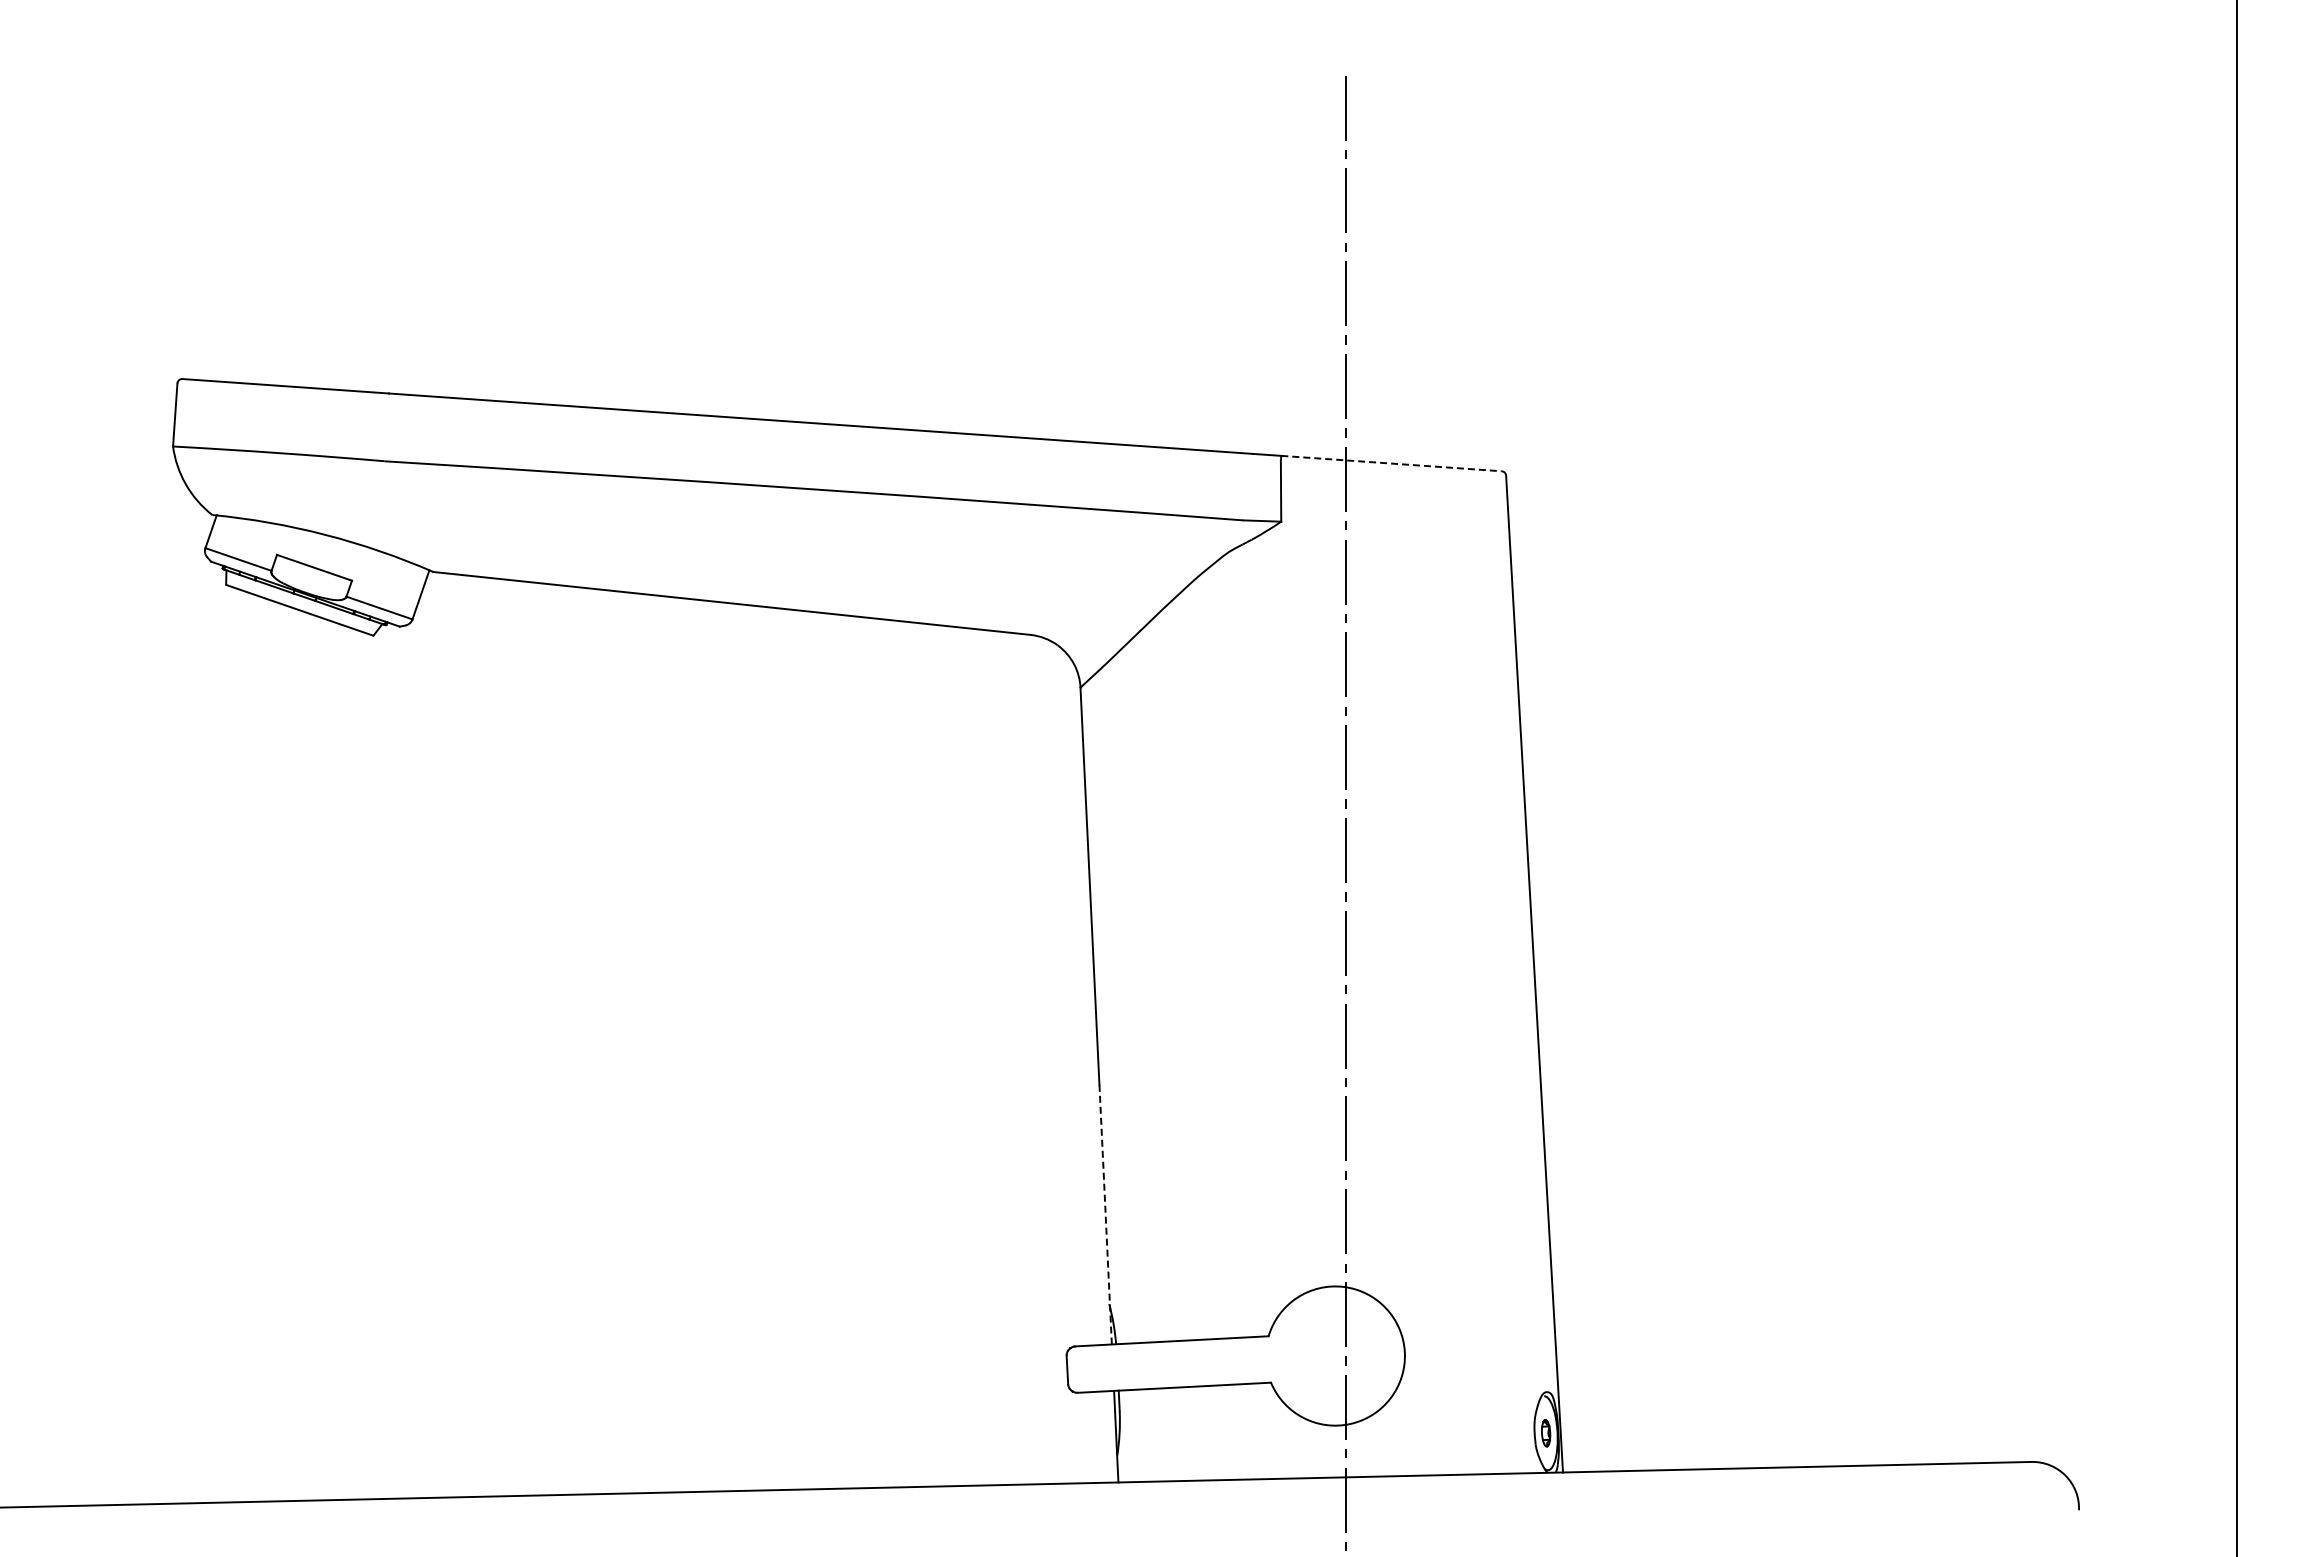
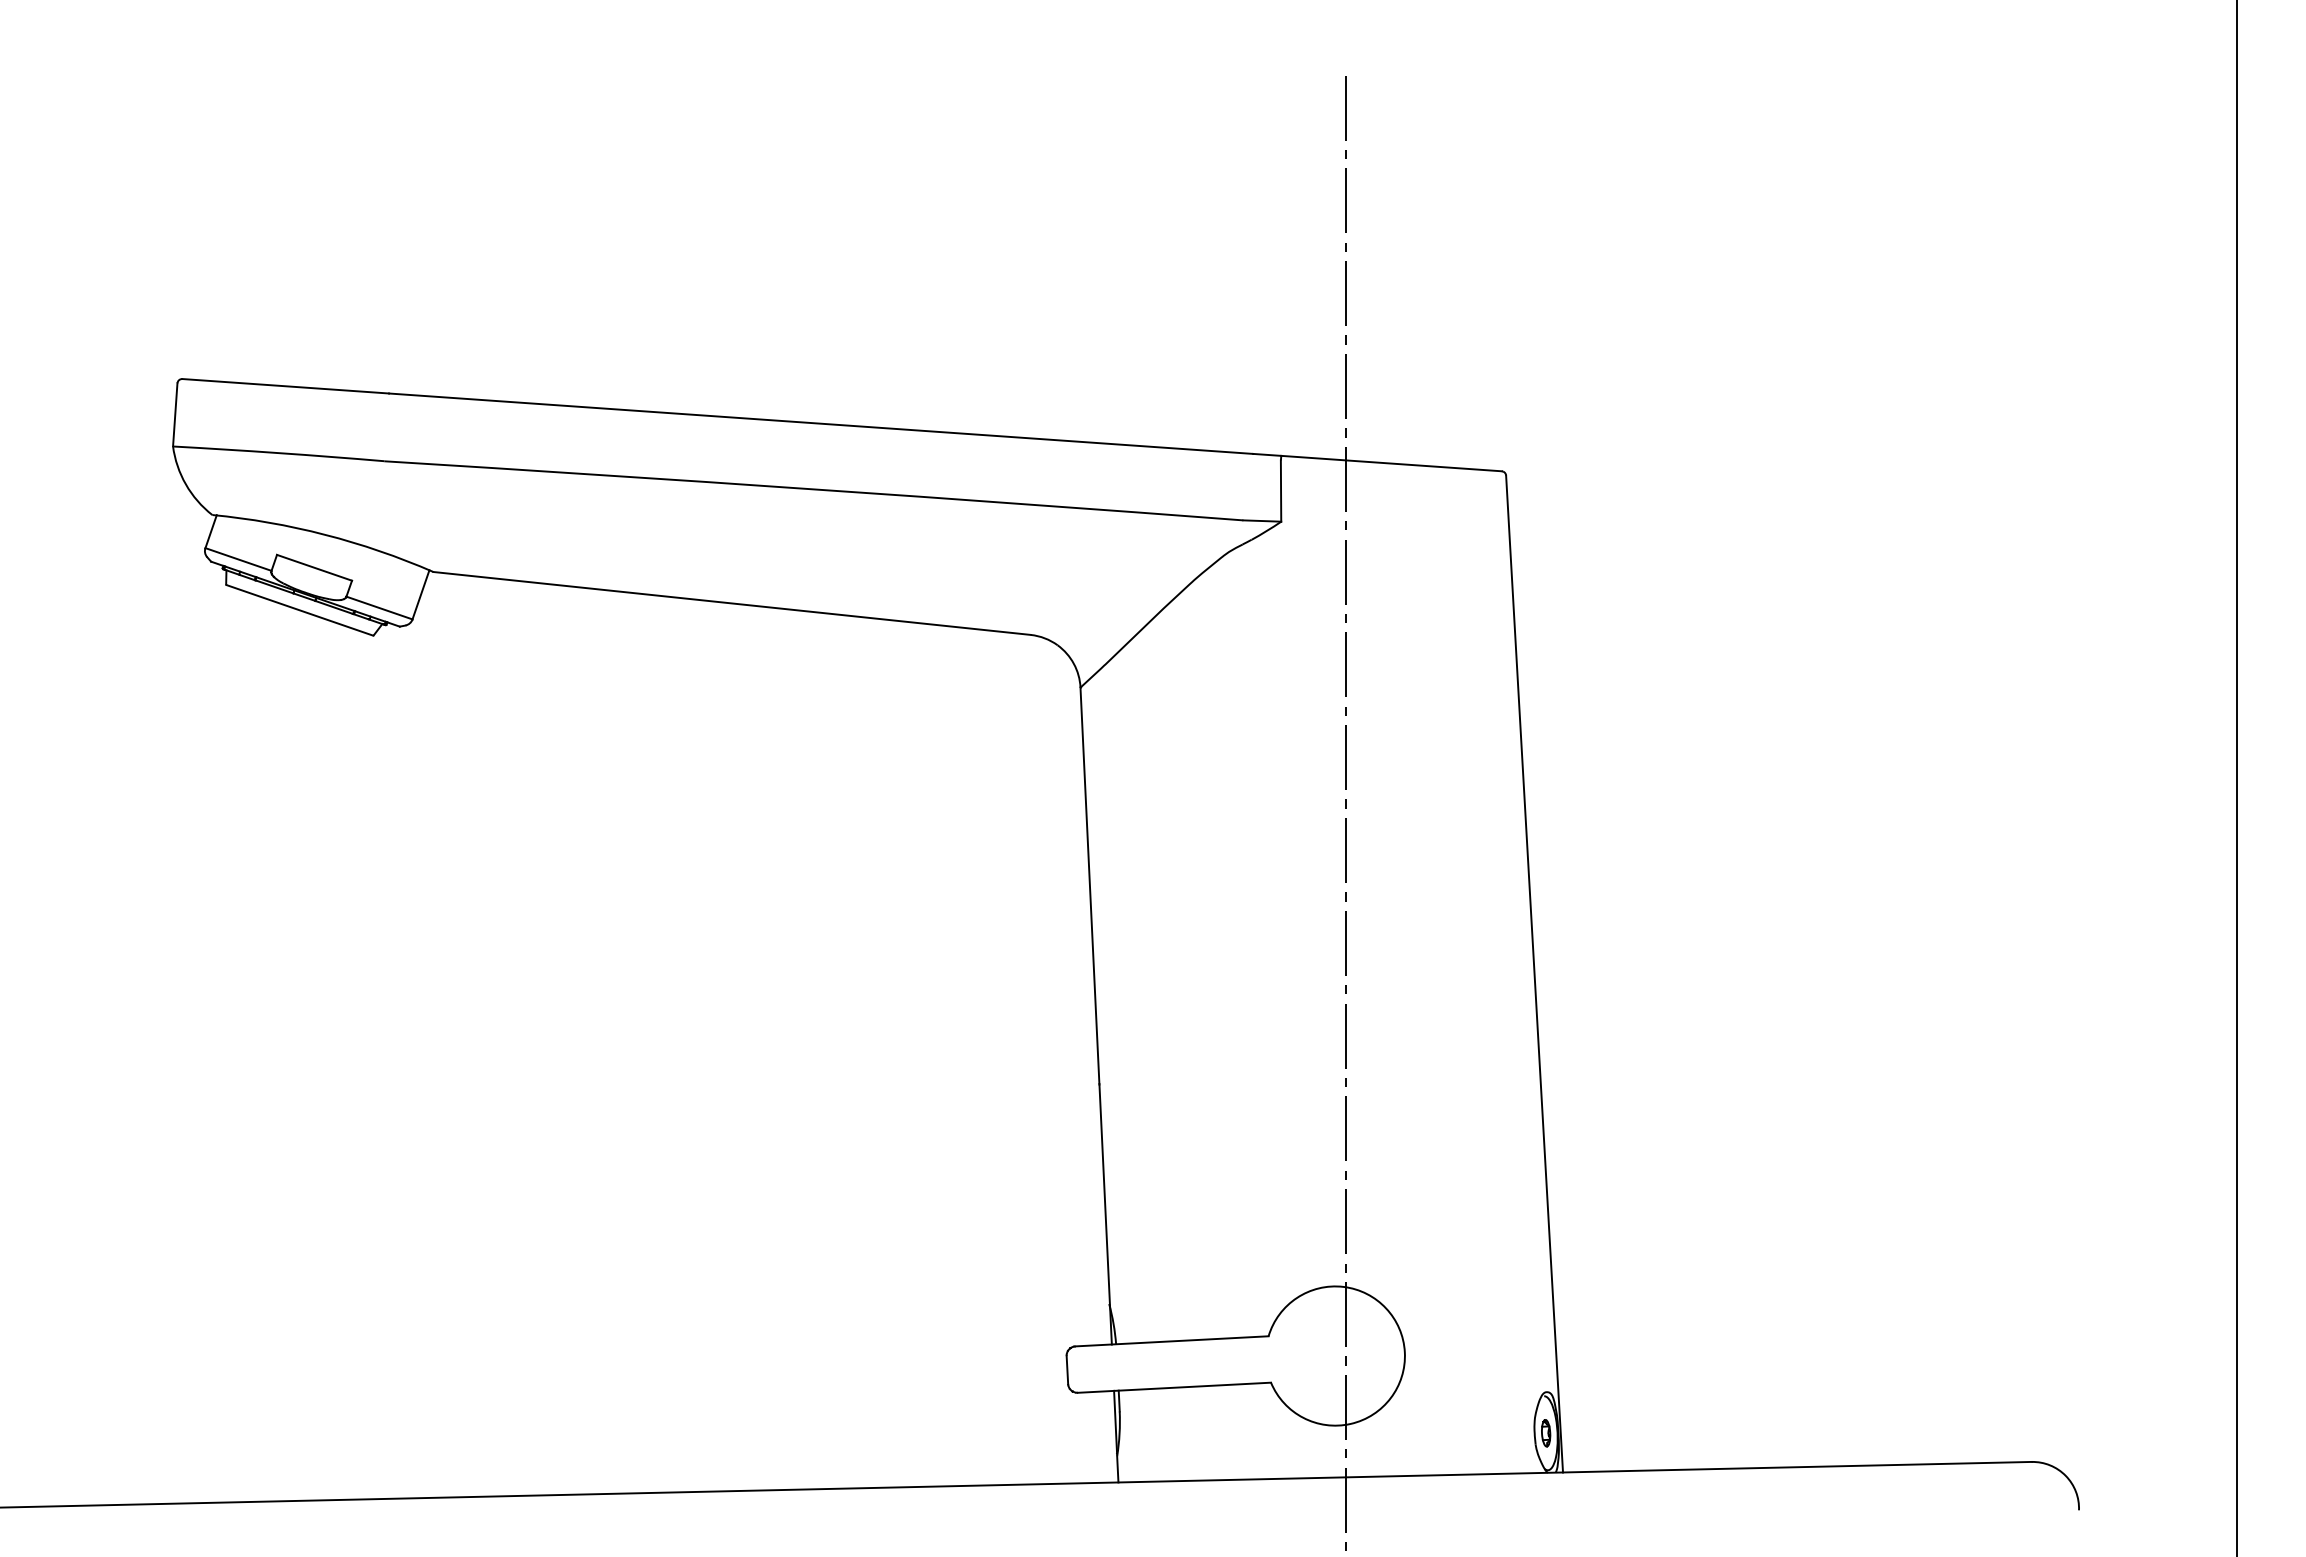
line: dashed -> solid (1392, 463)
line: dashed -> solid (1105, 1213)
